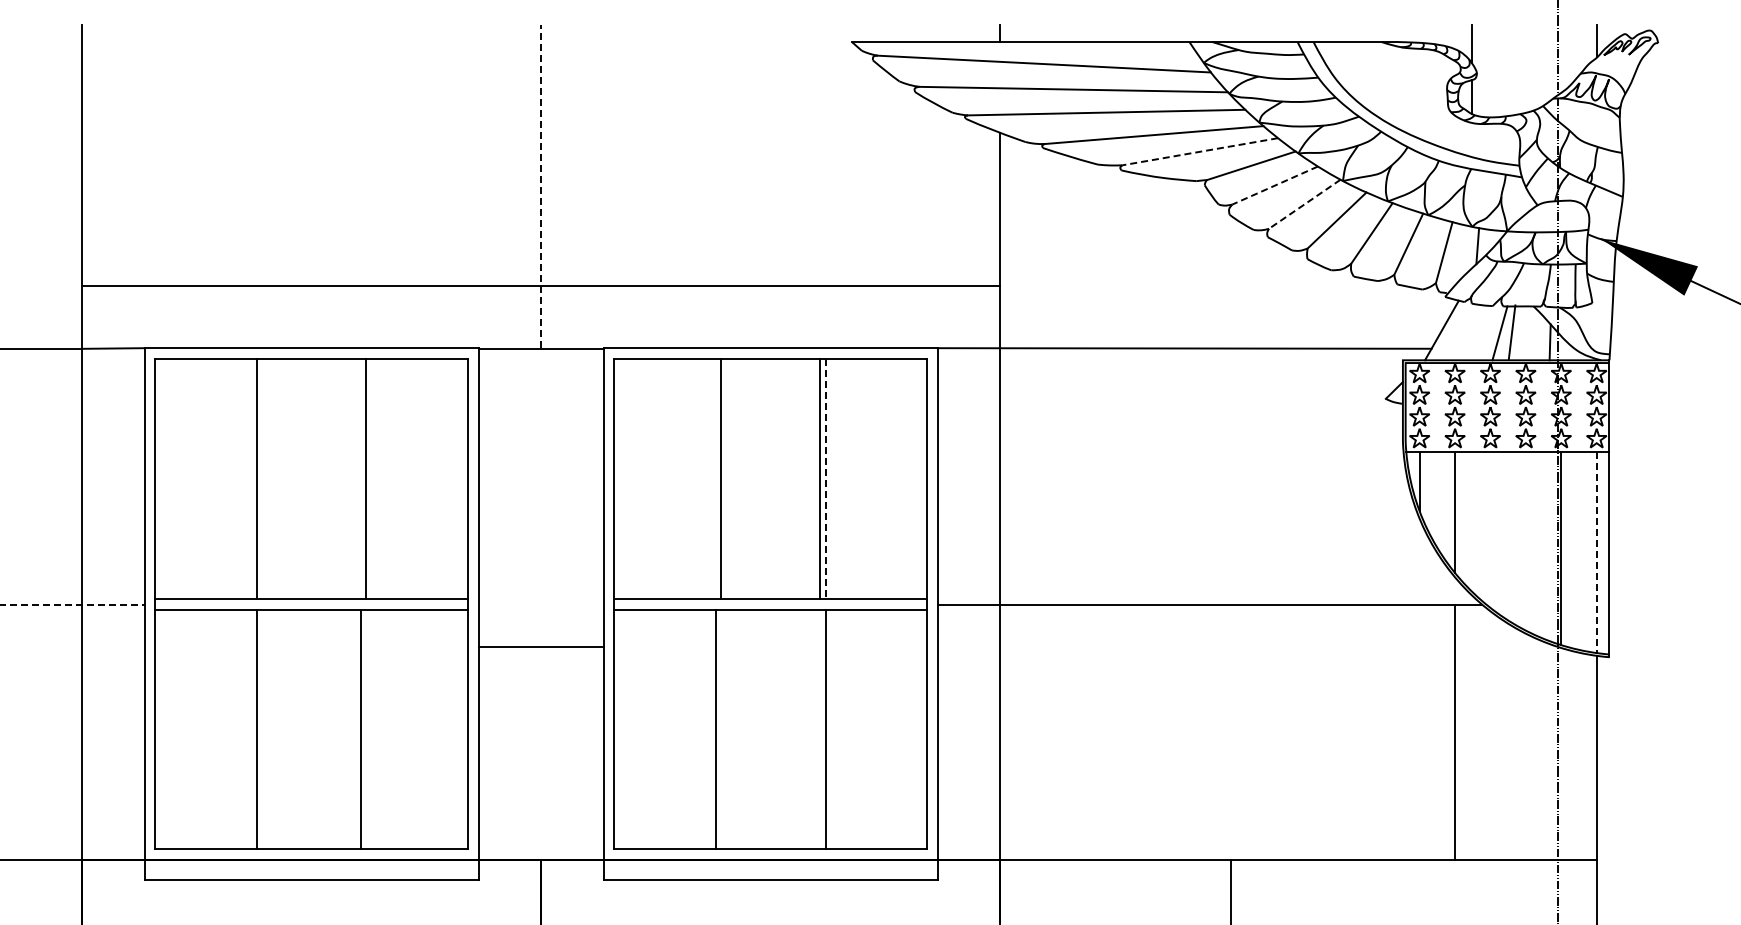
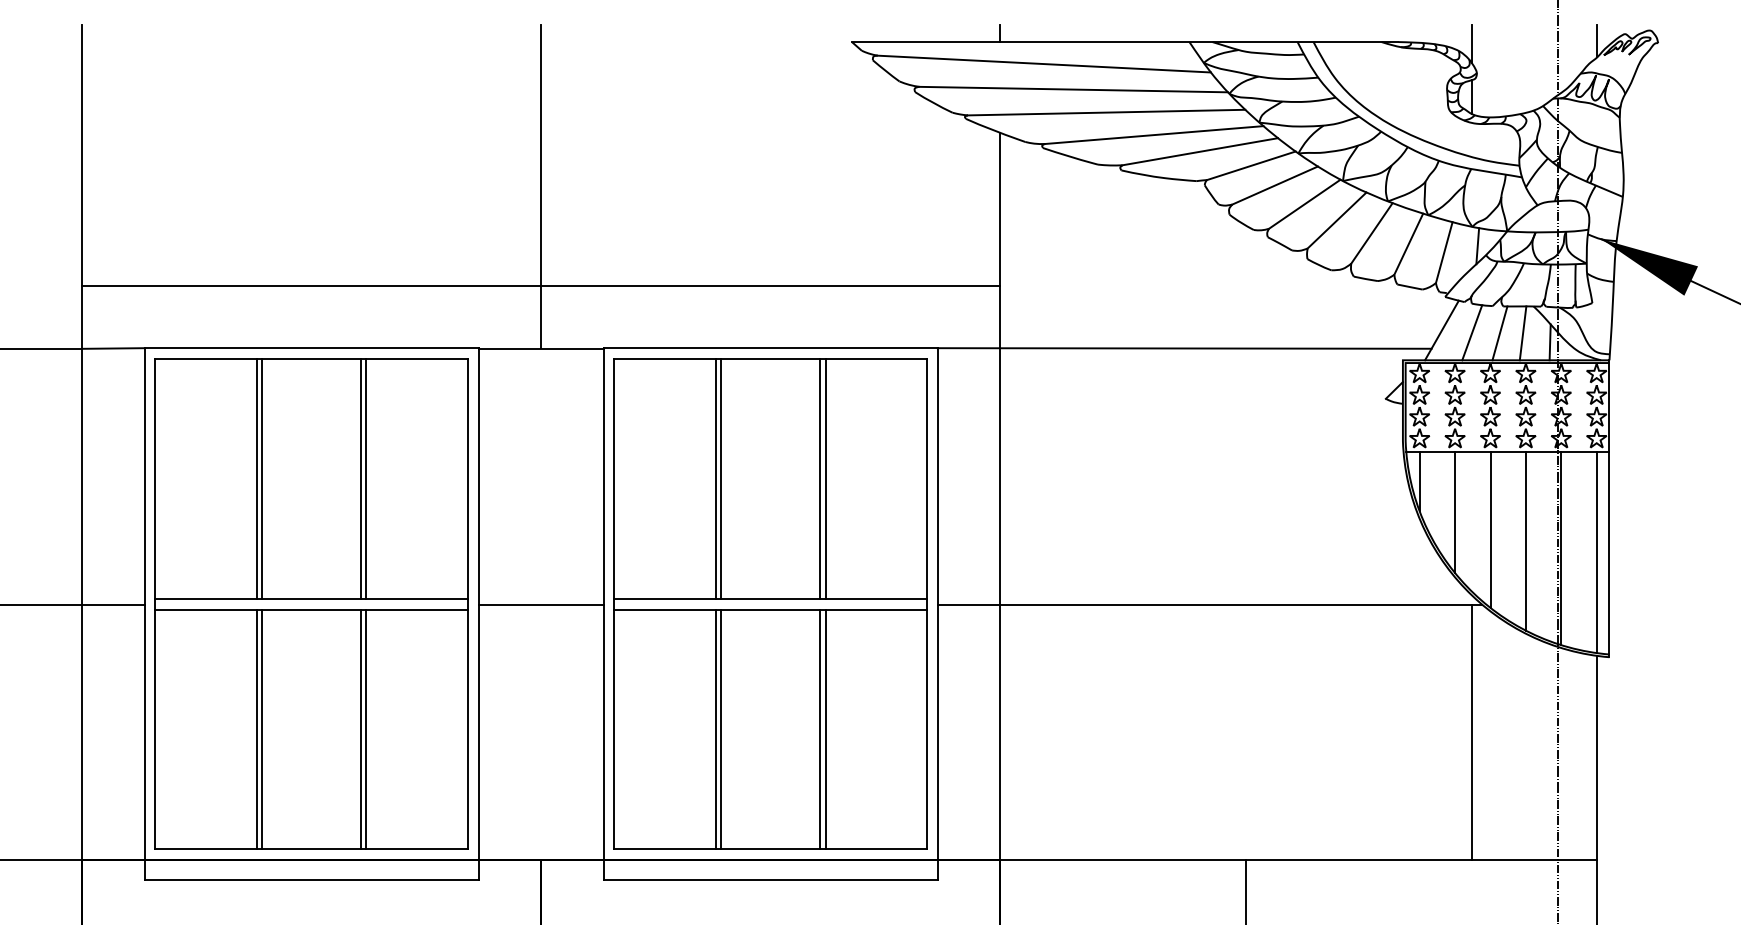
line: dashed -> solid (1200, 151)
line: dashed -> solid (1275, 185)
line: dashed -> solid (541, 186)
line: dashed -> solid (1304, 204)
line: none -> present (1472, 332)
line position: (1511, 332) -> (1522, 333) (1522, 333)
line: none -> present (262, 478)
line: none -> present (361, 478)
line: none -> present (715, 478)
line: dashed -> solid (825, 479)
line: none -> present (1490, 529)
line: none -> present (1525, 541)
line: dashed -> solid (1596, 553)
line: dashed -> solid (72, 604)
line position: (540, 647) -> (540, 605) (540, 605)
line: none -> present (262, 729)
line: none -> present (366, 729)
line: none -> present (721, 729)
line: none -> present (820, 729)
line position: (1455, 732) -> (1472, 732) (1472, 732)
line position: (1230, 890) -> (1245, 890) (1245, 890)
